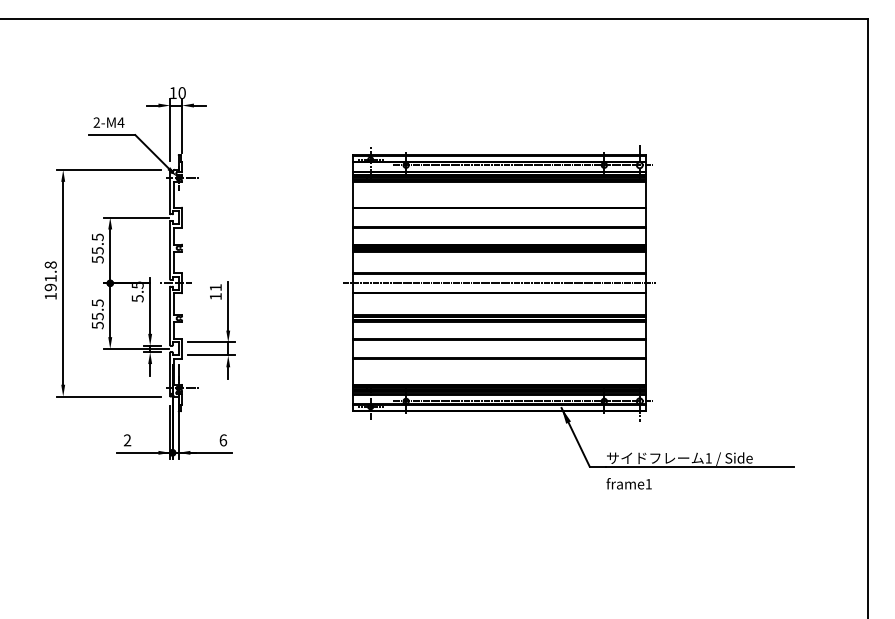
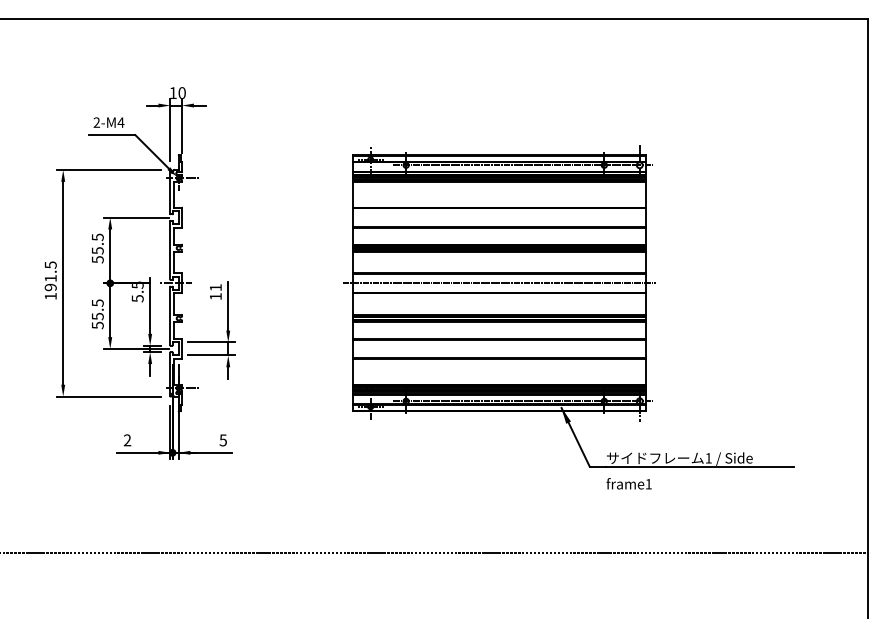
text: 191.8 -> 191.5 (50, 264)
text: 6 -> 5 (223, 440)
line: none -> present (435, 552)
